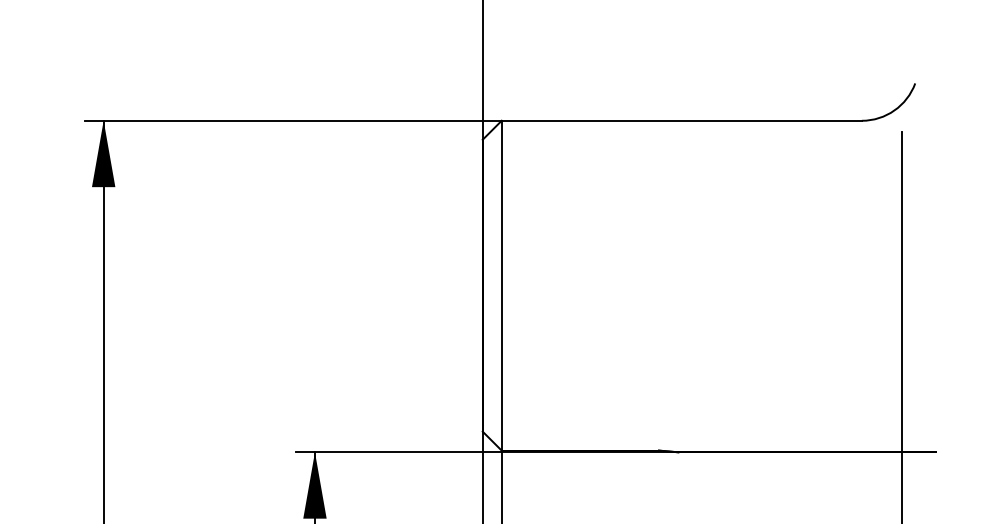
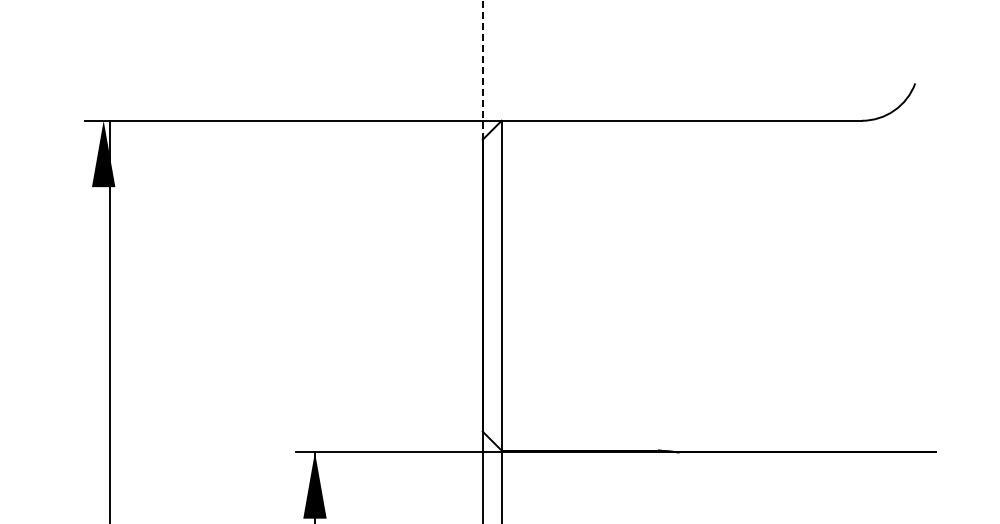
line: solid -> dashed (482, 69)
line position: (103, 320) -> (109, 320) (109, 320)
line: present -> none (902, 326)
